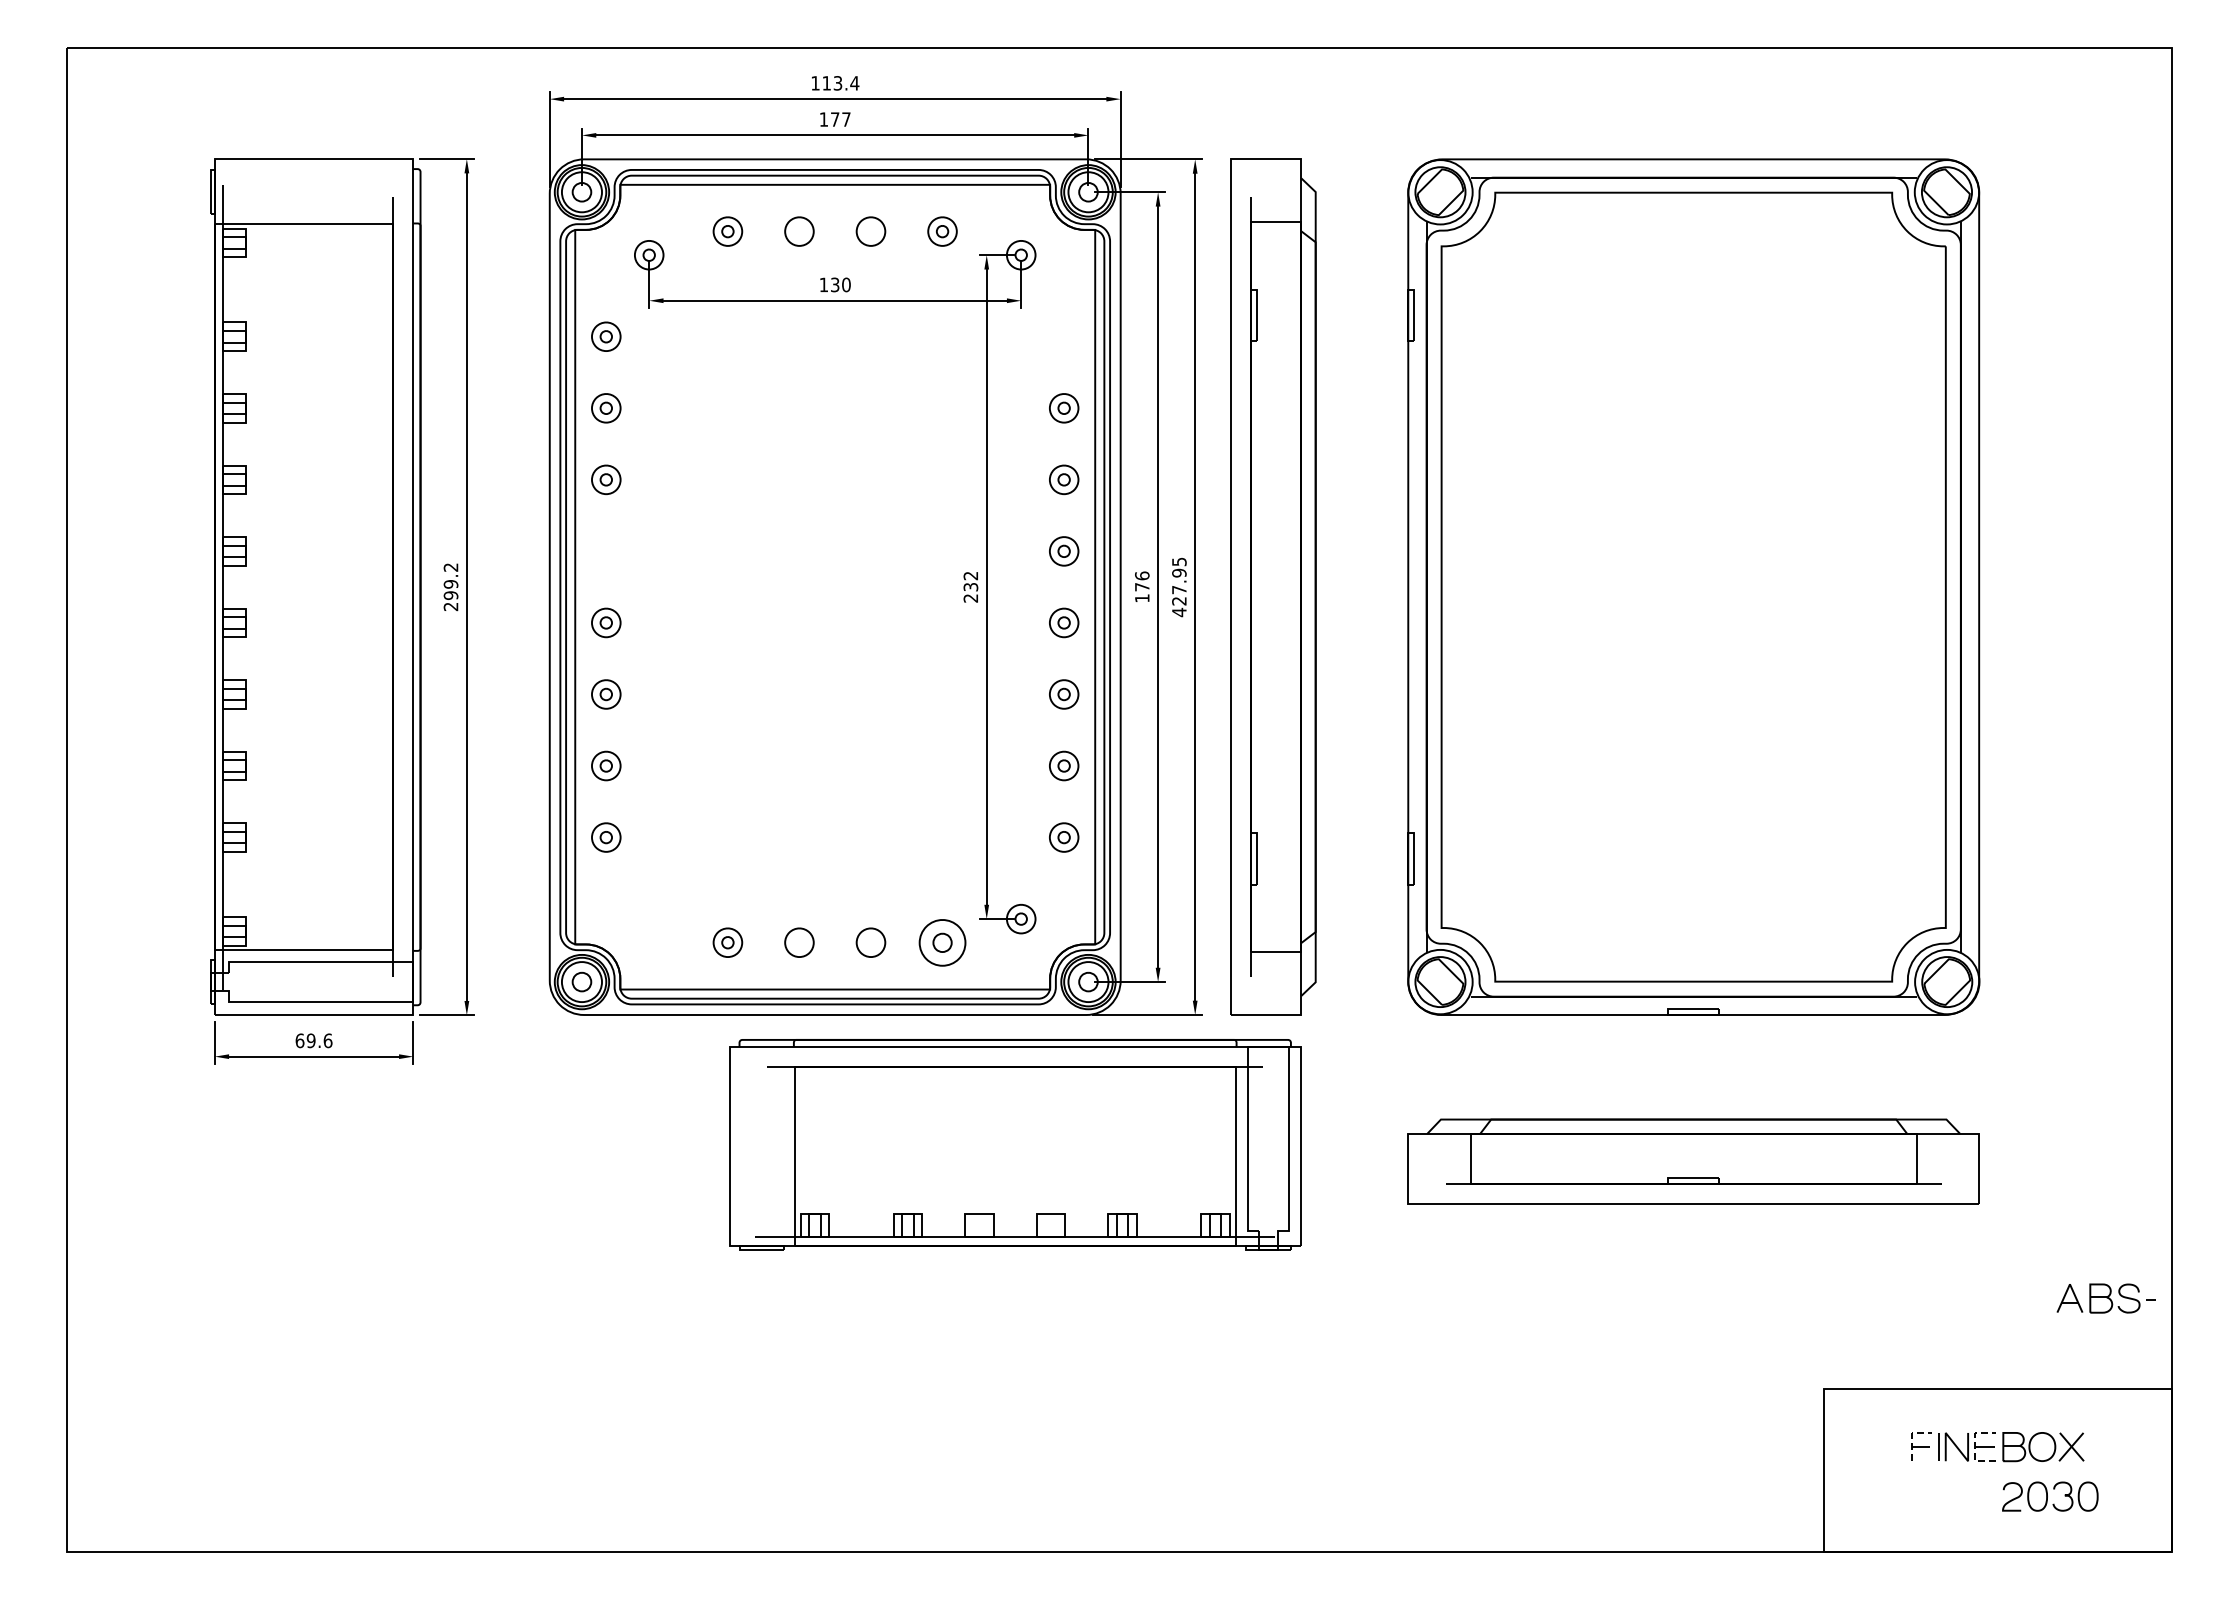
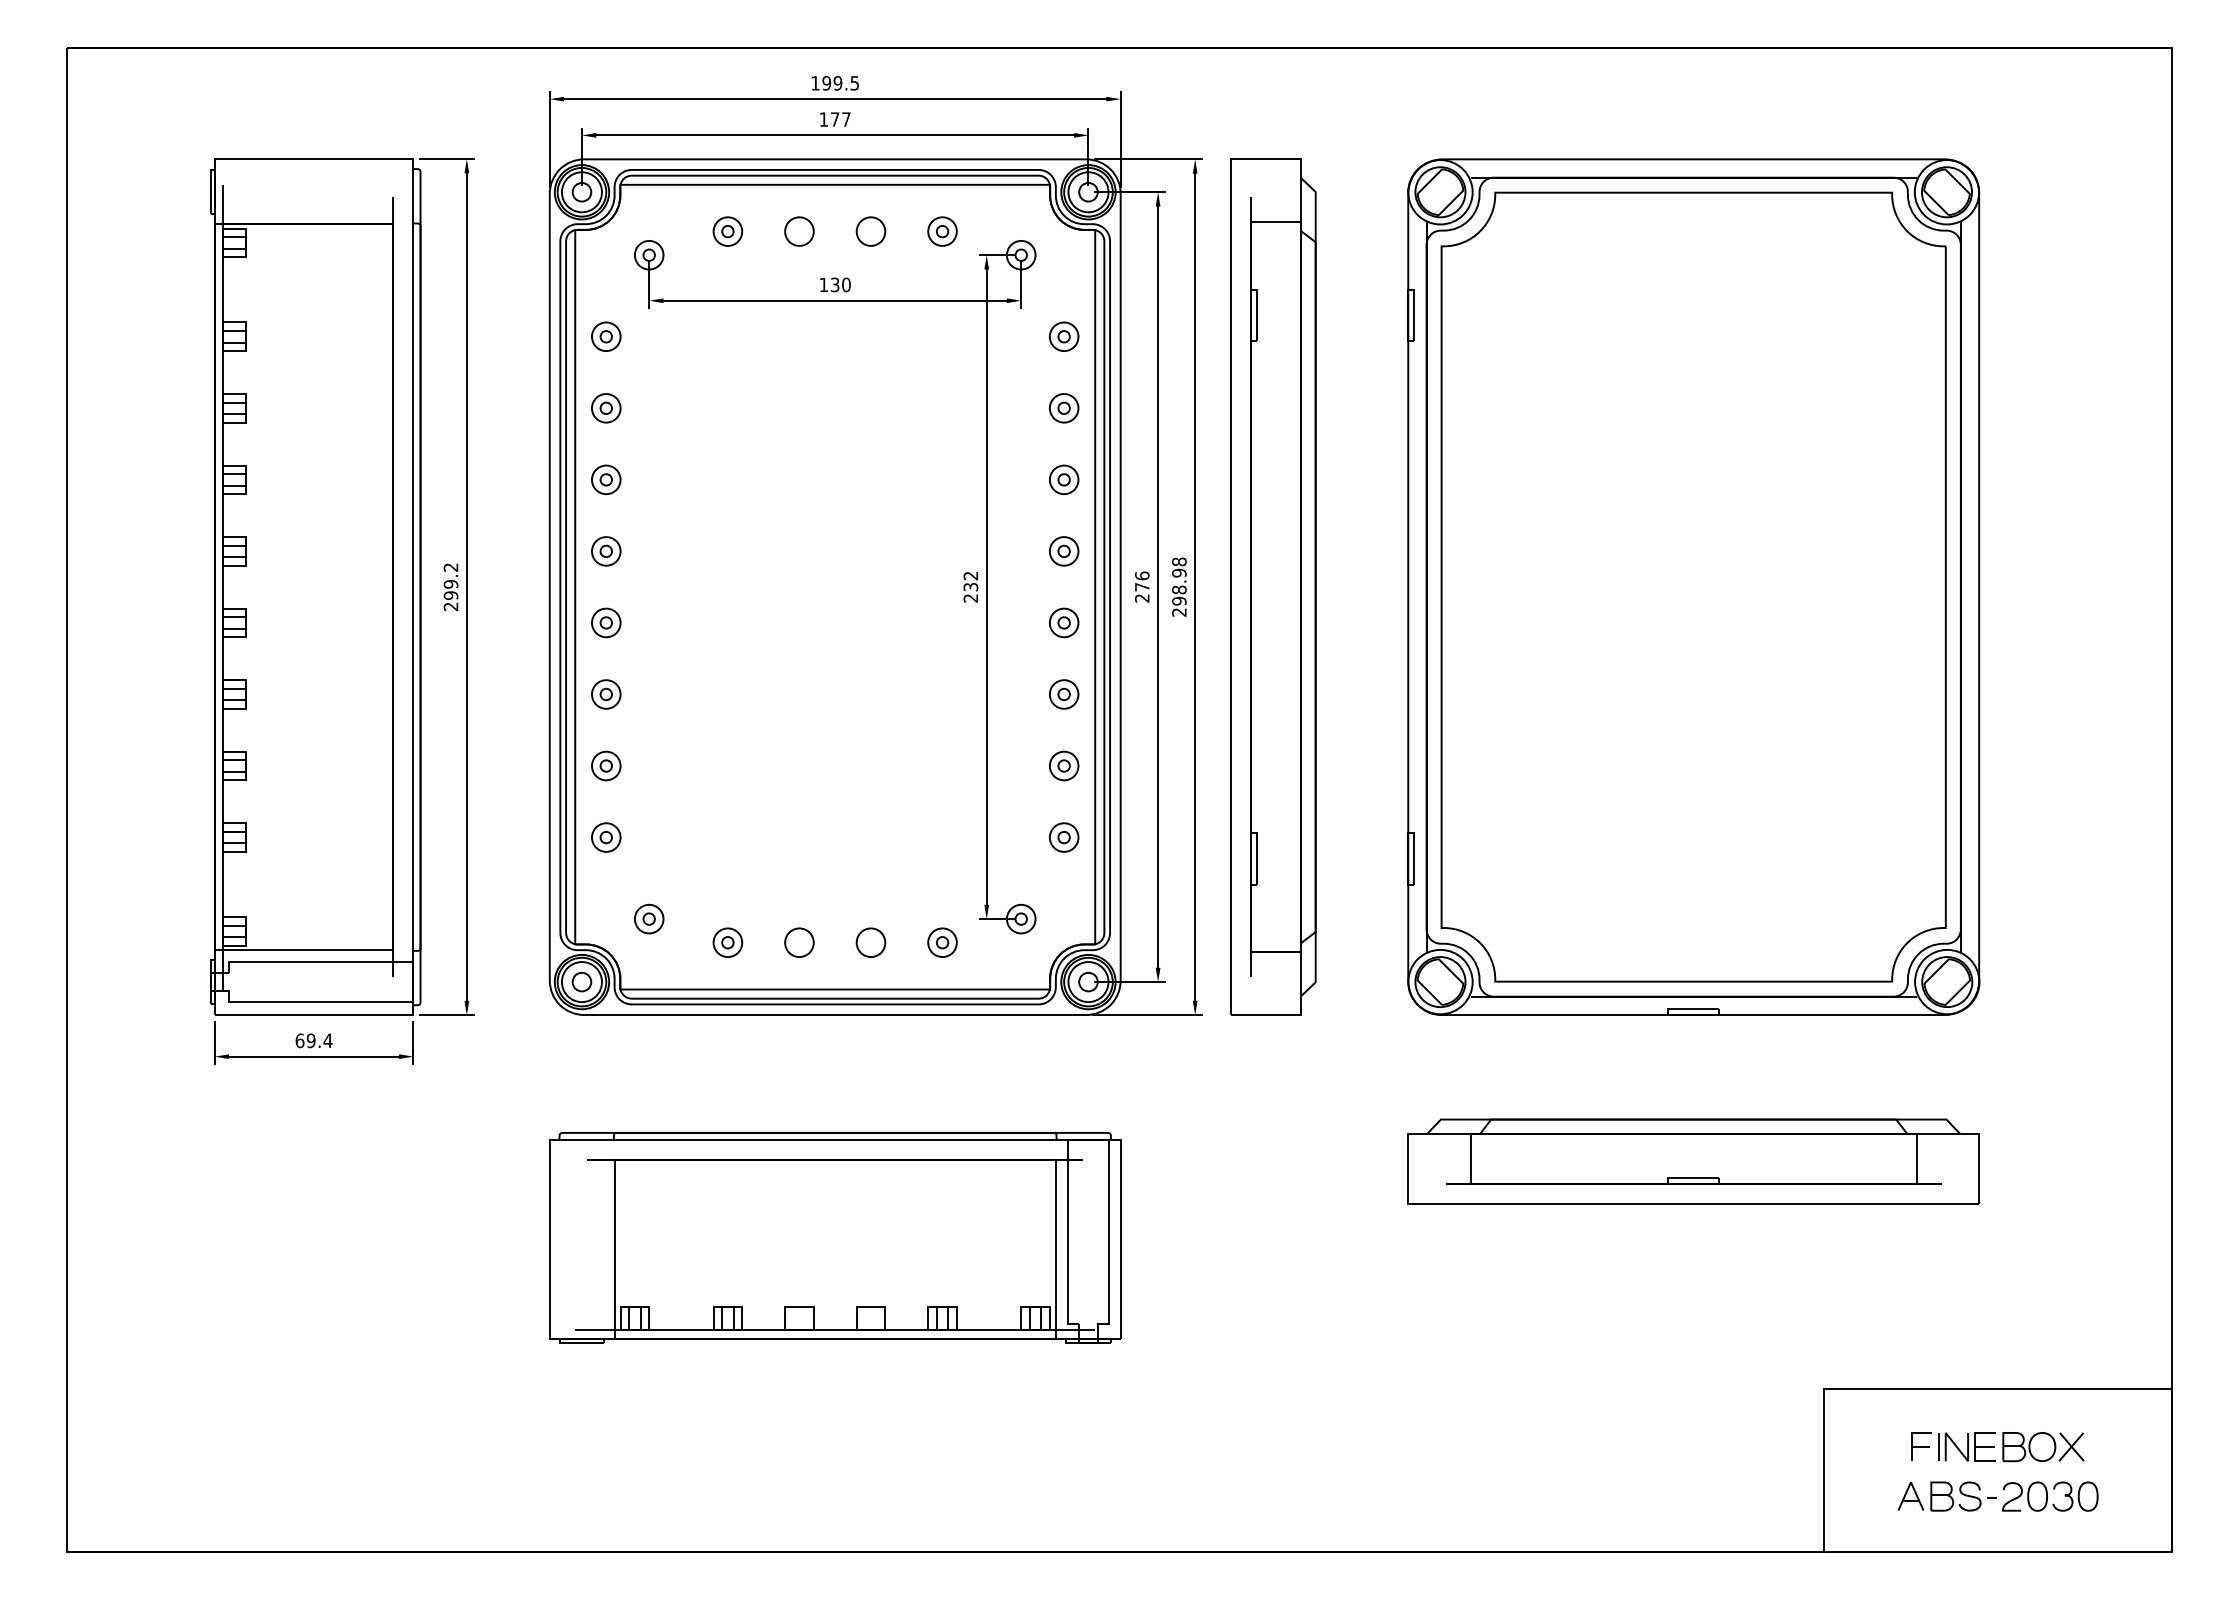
text: 113.4 -> 199.5 (840, 83)
part: none -> present (1064, 336)
part: none -> present (606, 551)
text: 427.95 -> 298.98 (1179, 587)
text: 176 -> 276 (1142, 598)
part: none -> present (649, 918)
part size: 49x48 px -> 31x31 px (942, 942)
text: 69.6 -> 69.4 (327, 1040)
part position: (1015, 1144) -> (835, 1237) (835, 1237)
part position: (2105, 1298) -> (1946, 1496) (1946, 1496)
line: dashed -> solid (1912, 1436)
line: dashed -> solid (1975, 1446)
